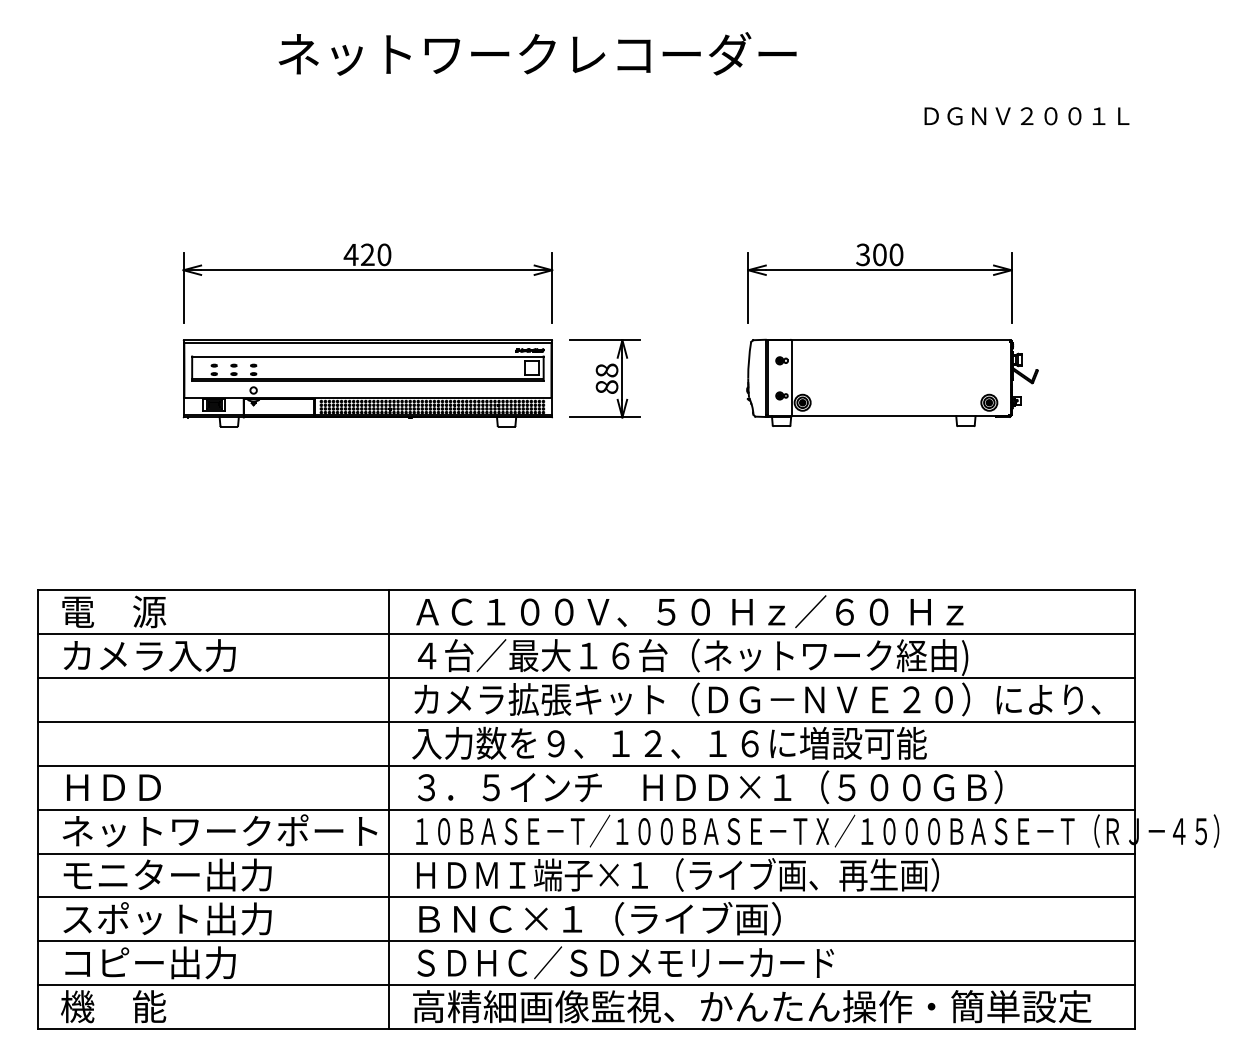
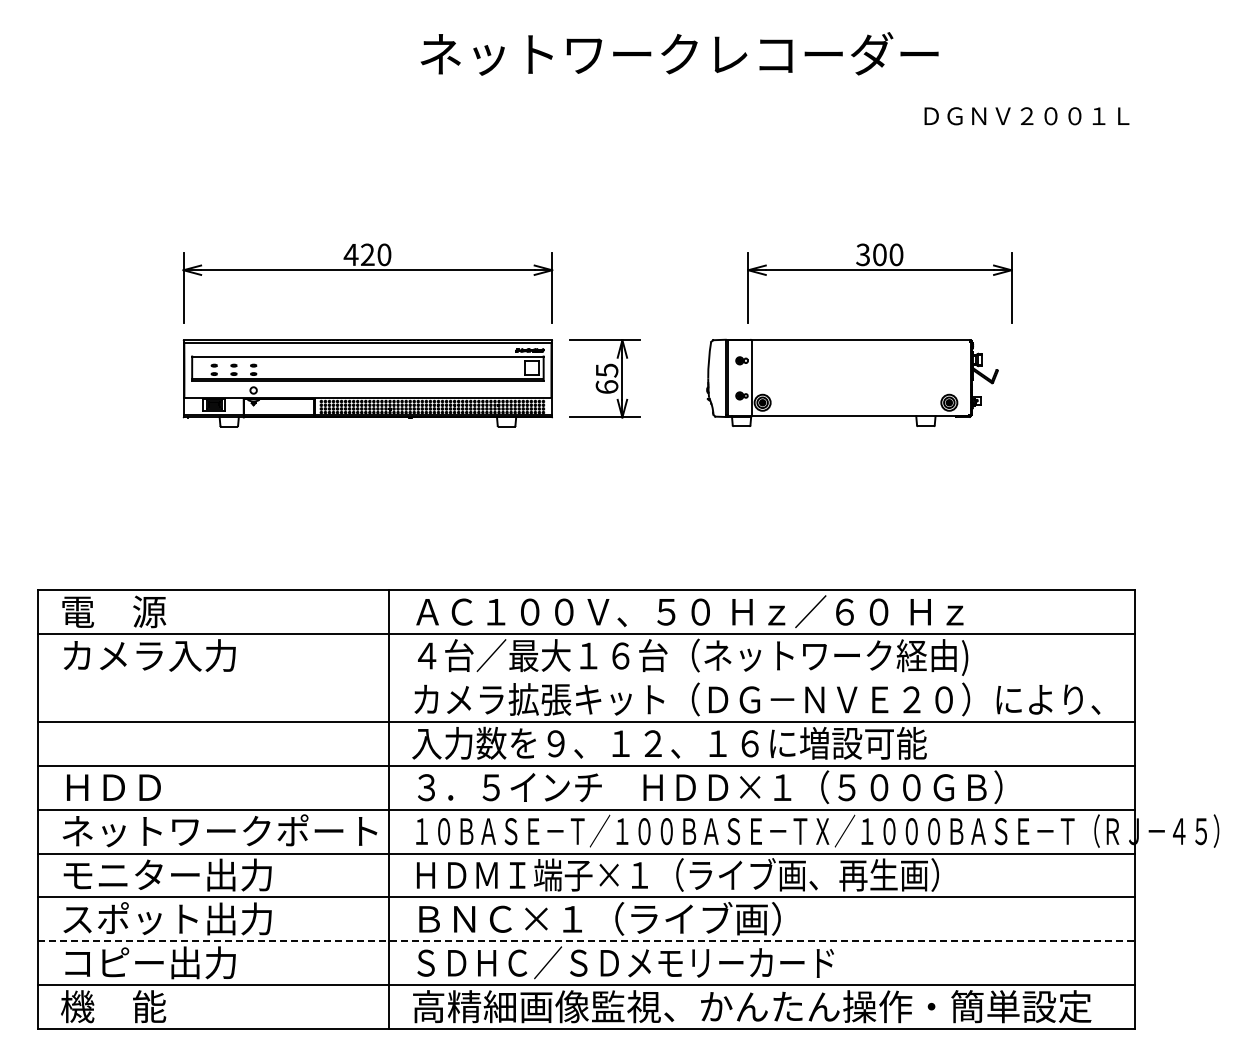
text position: (537, 53) -> (679, 53) (679, 53)
text: 88 -> 65 (606, 378)
part position: (892, 382) -> (852, 382) (852, 382)
line: present -> none (585, 678)
line: solid -> dashed (586, 941)
